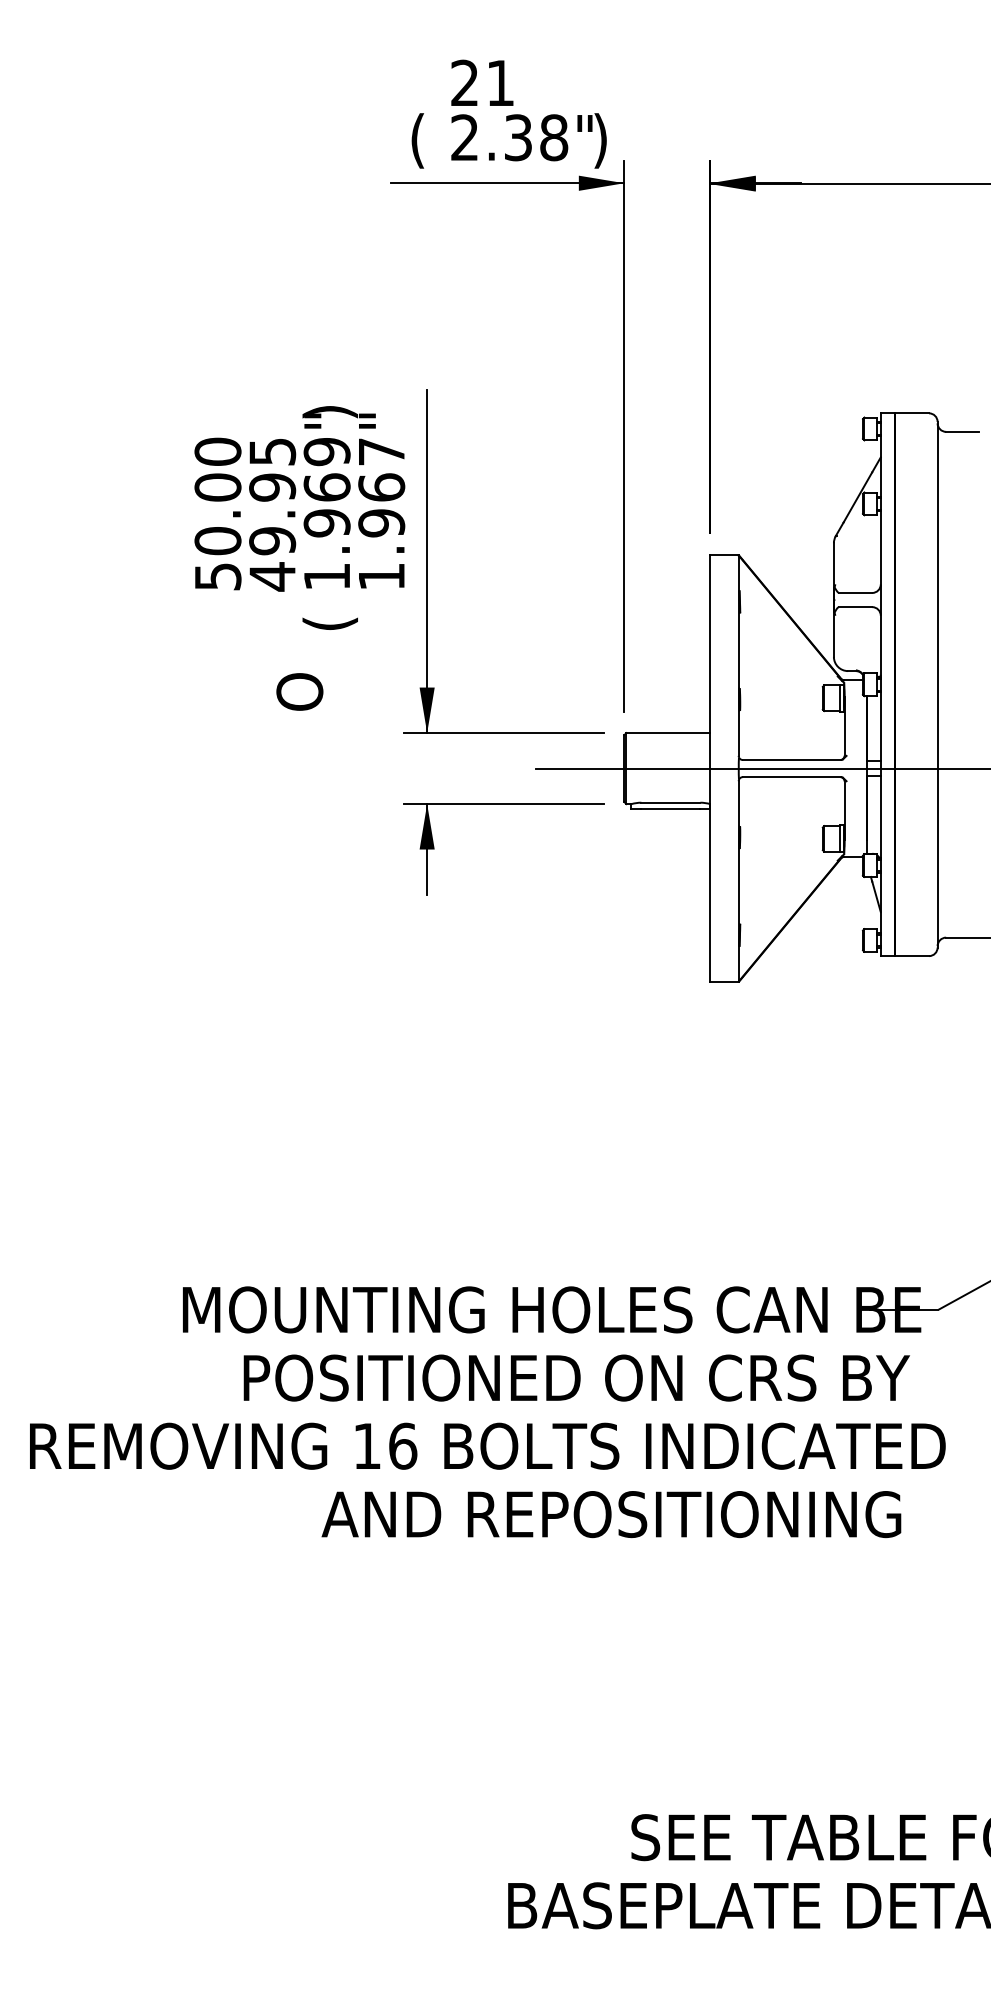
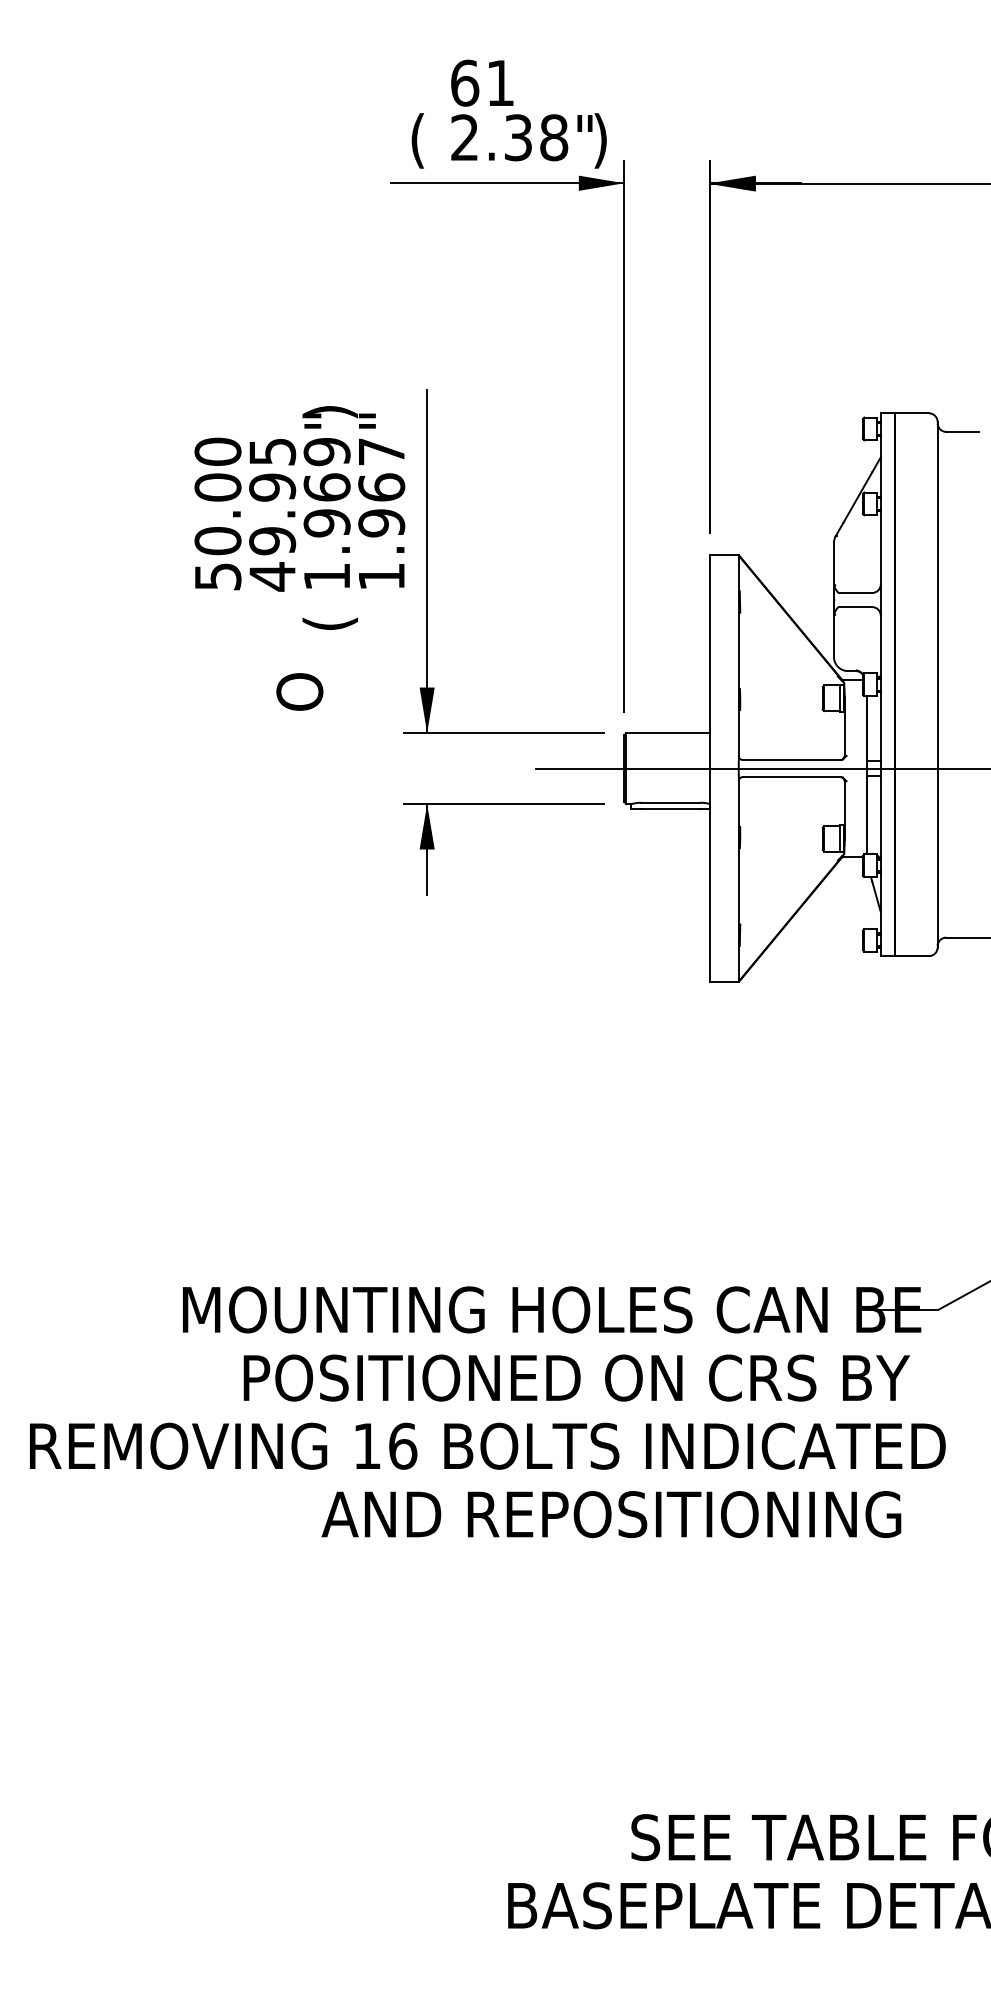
text: 21 -> 61 (465, 82)
